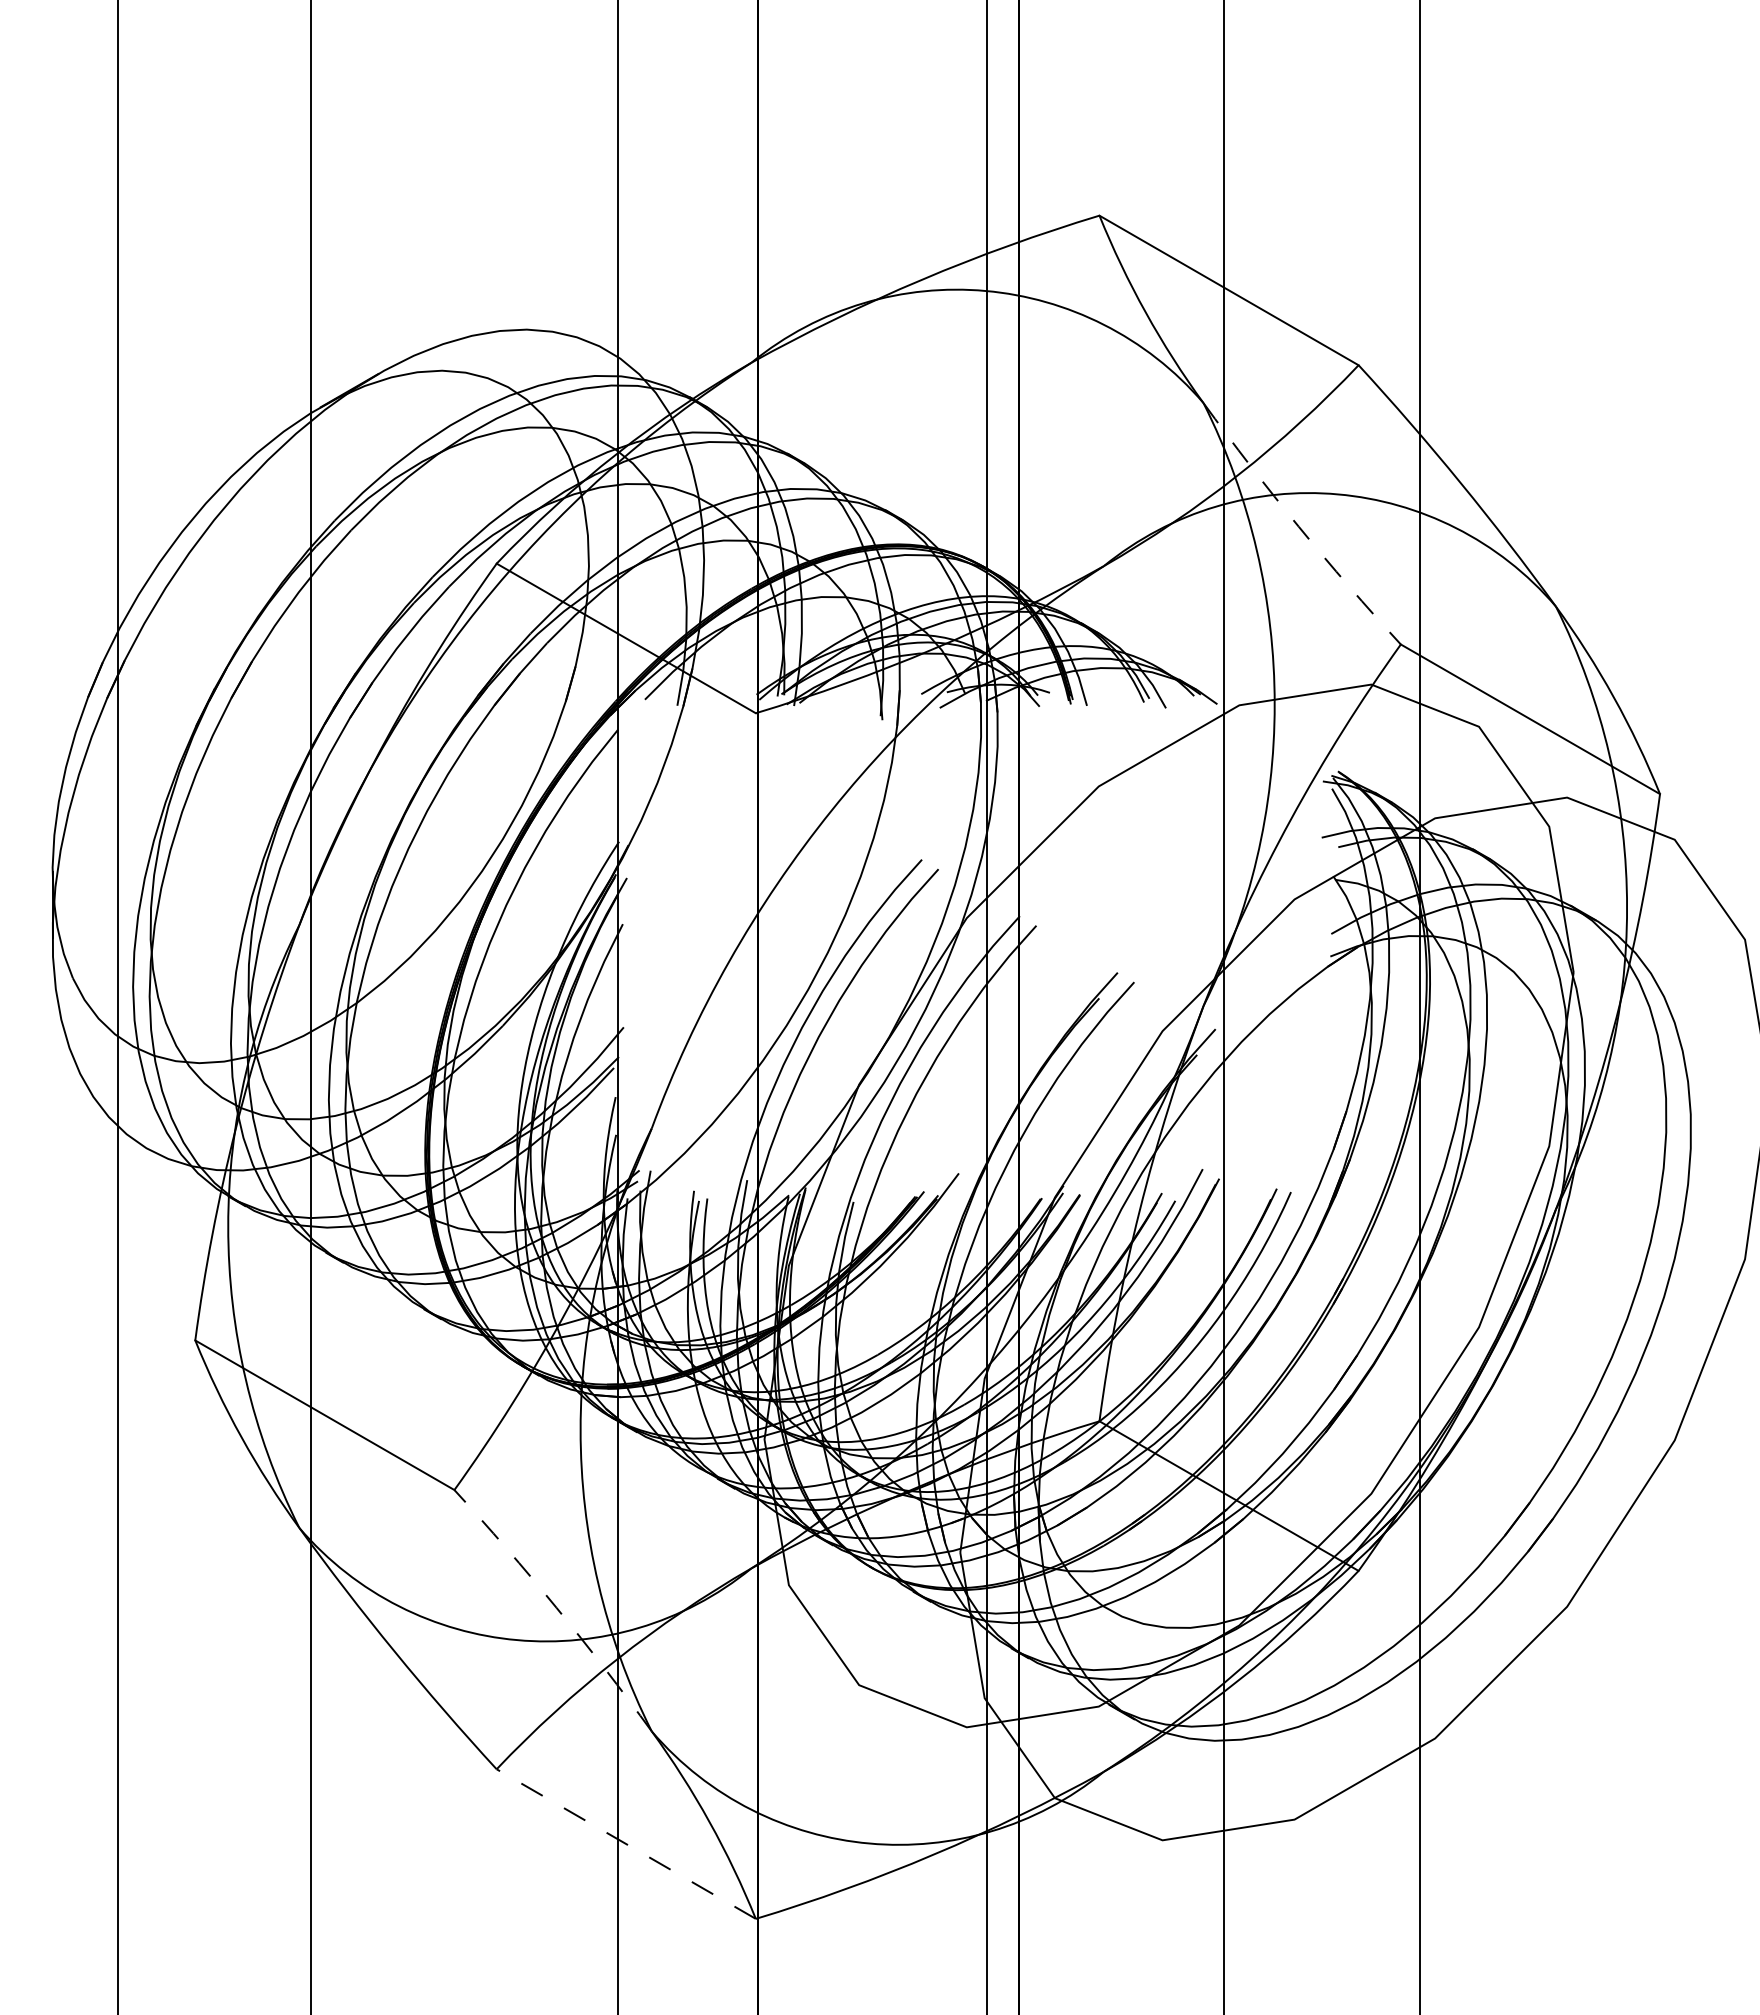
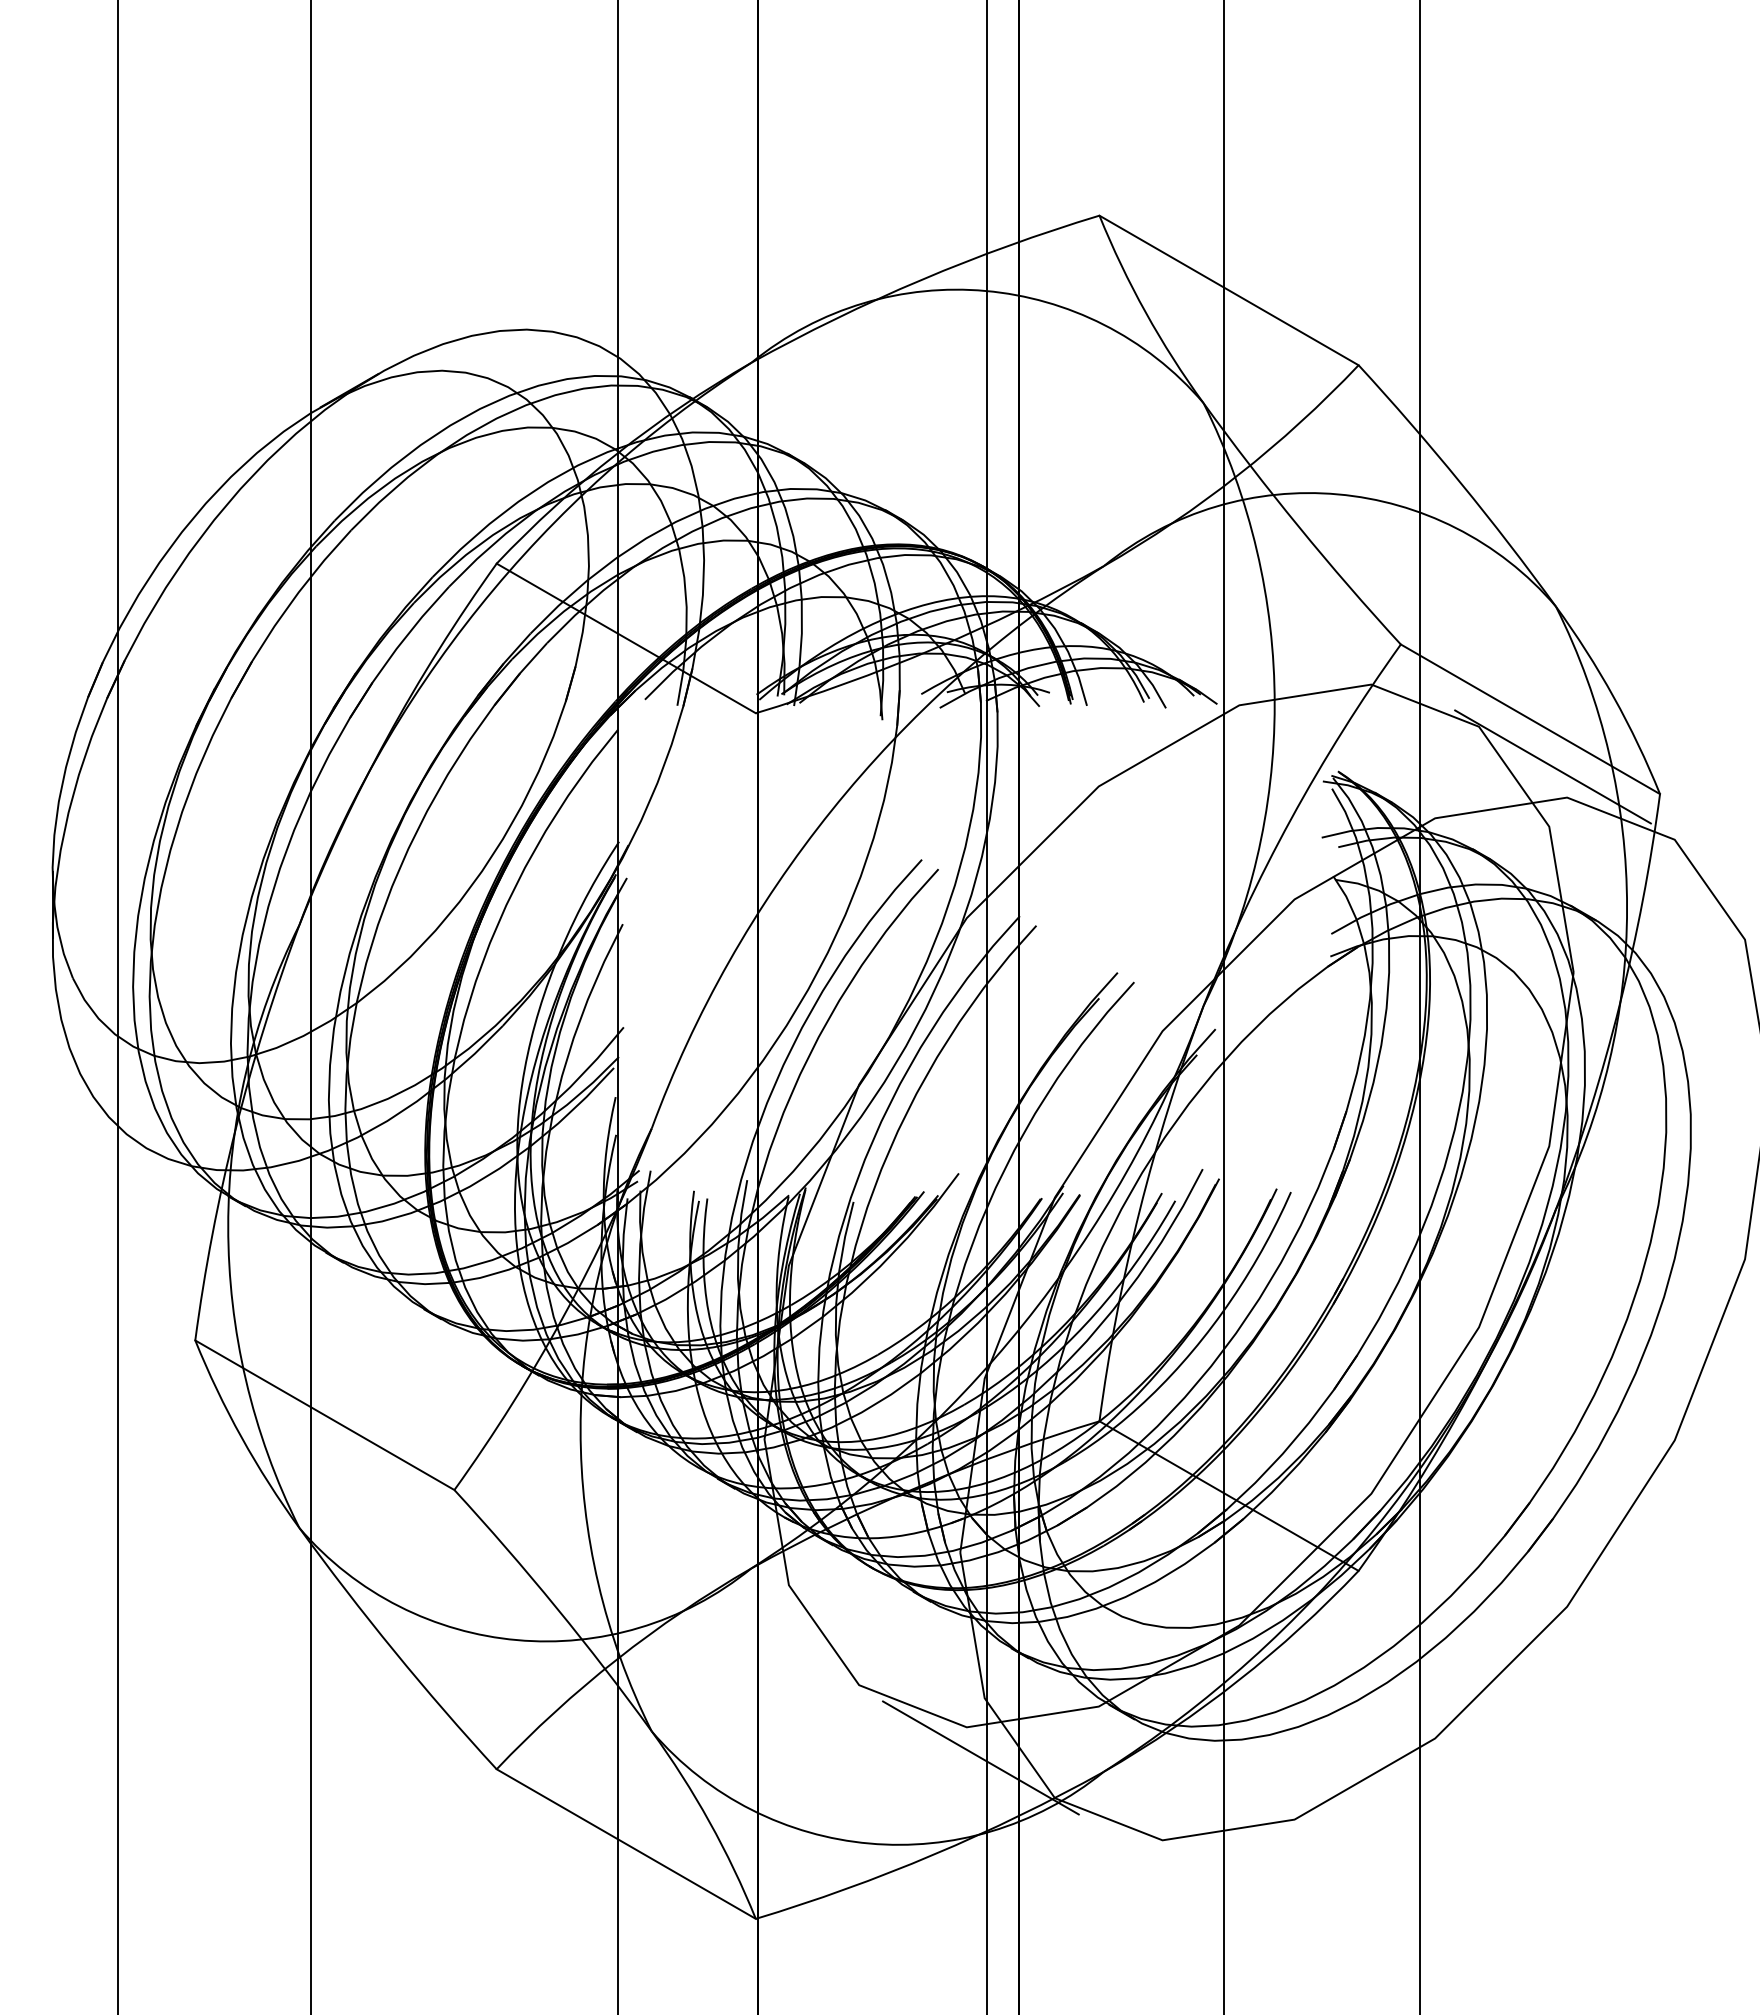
arc: dashed -> solid (1298, 526)
line: none -> present (1552, 766)
arc: dashed -> solid (556, 1607)
line: none -> present (980, 1757)
line: dashed -> solid (626, 1844)
